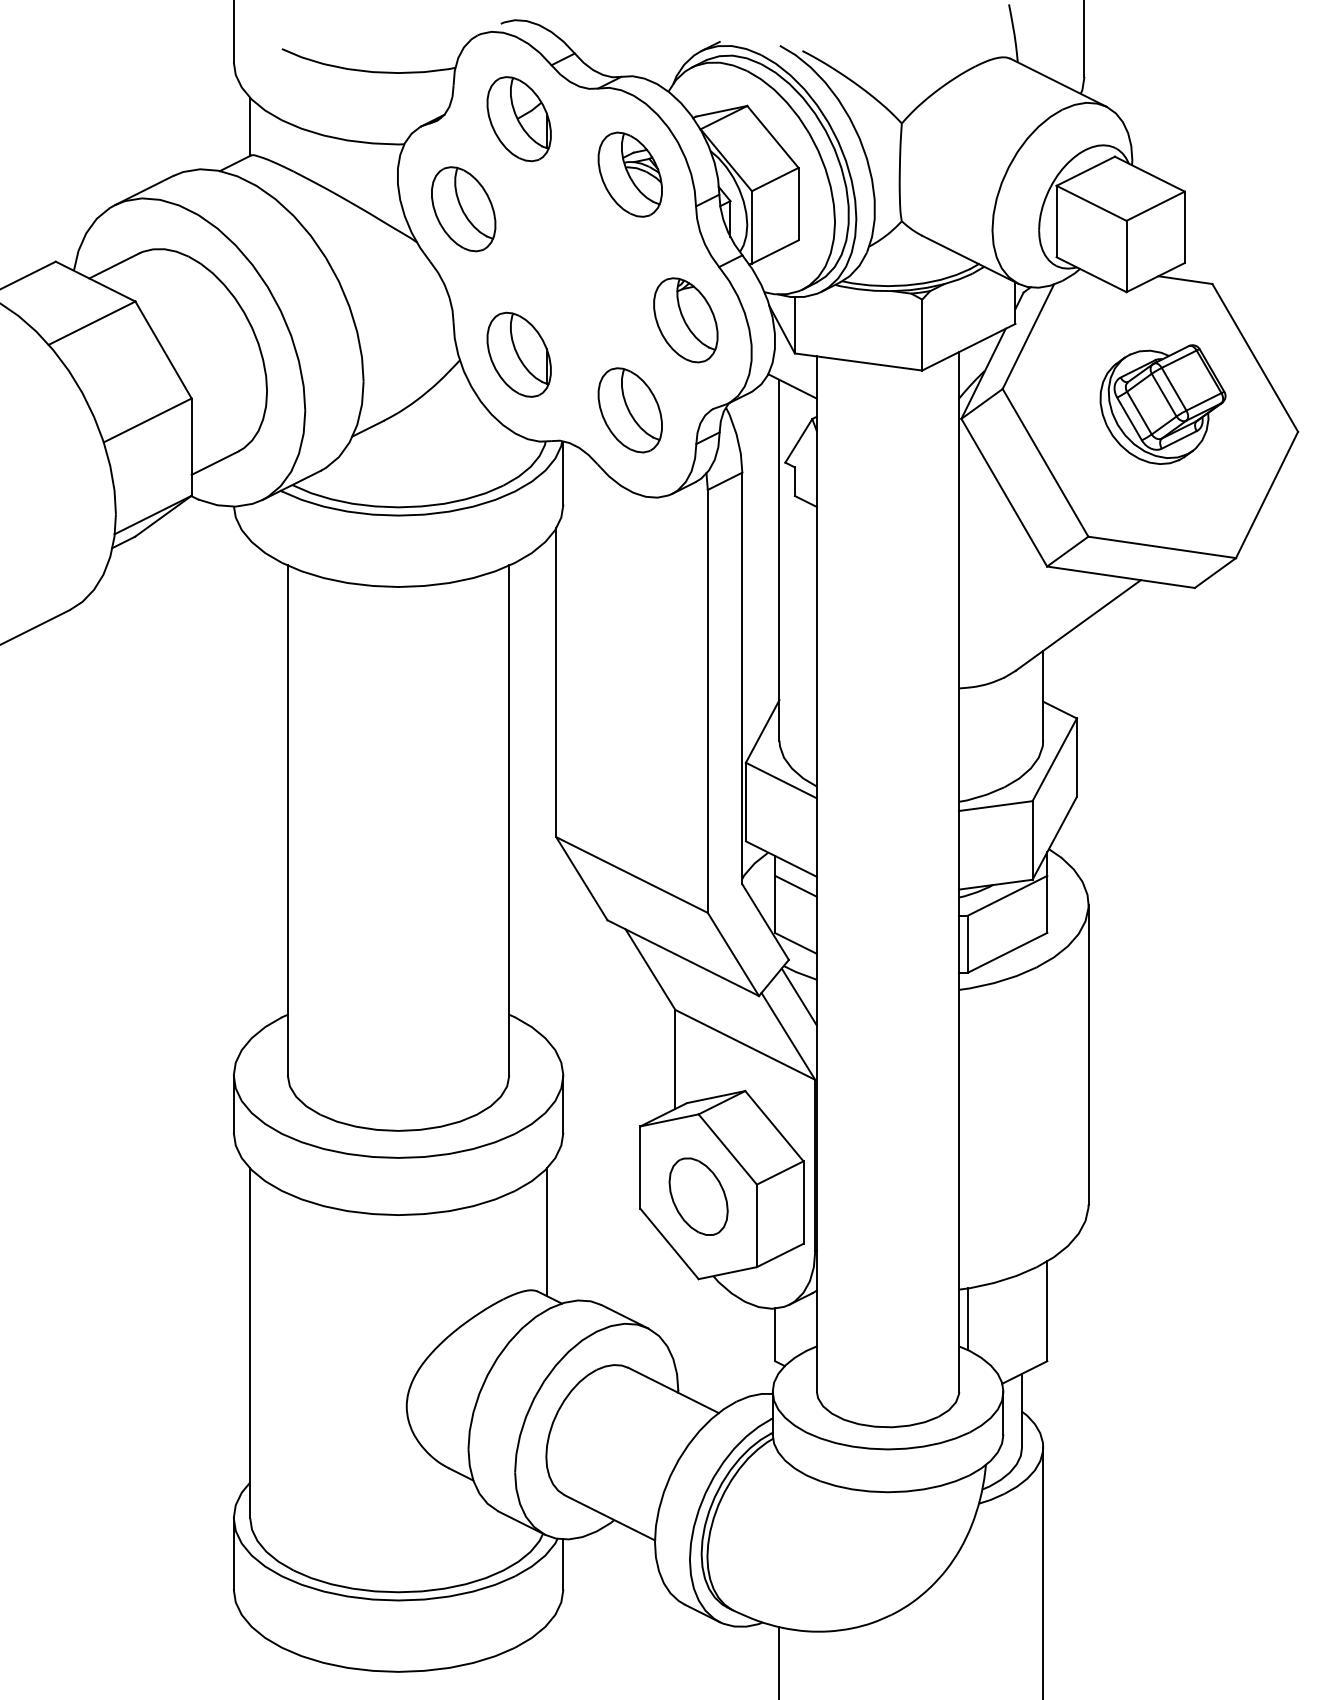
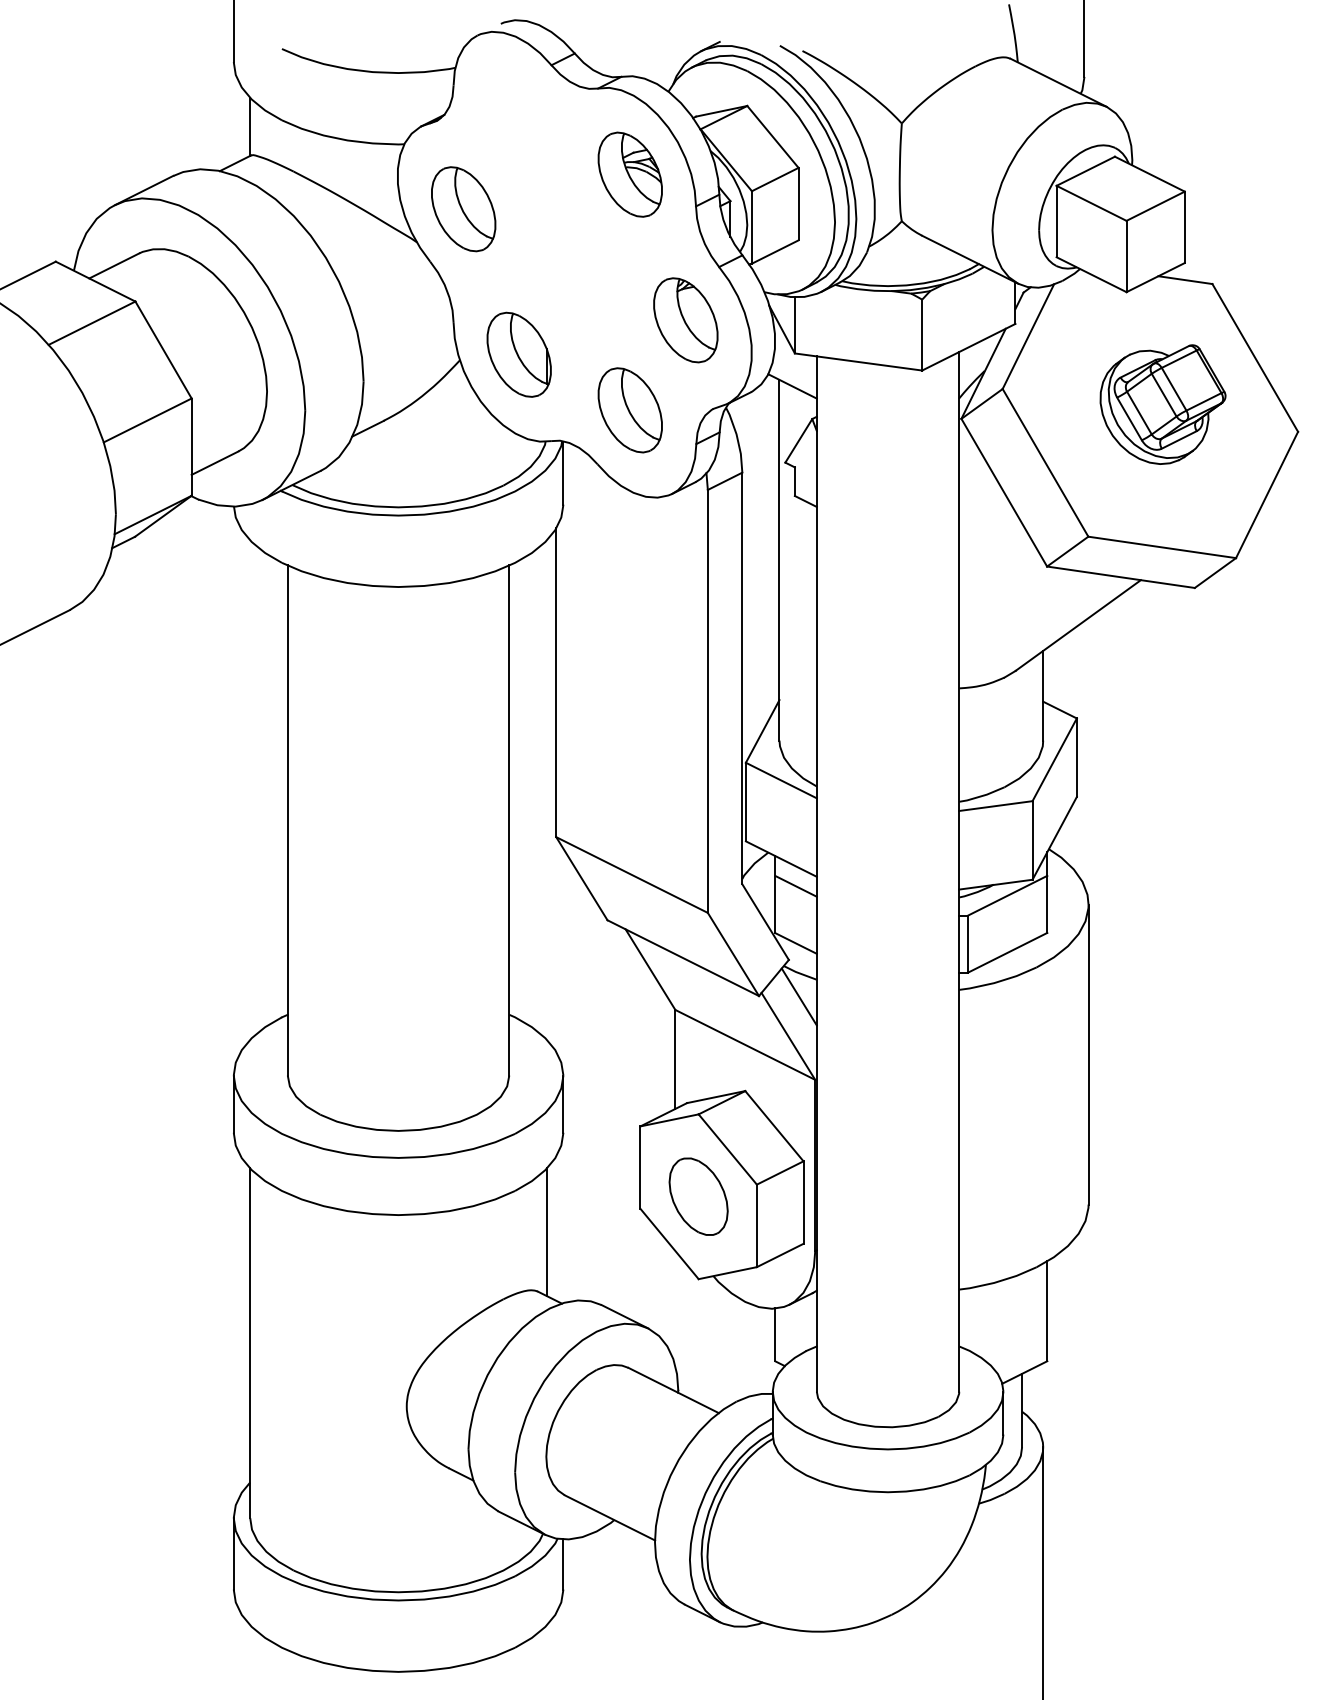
part: present -> none (518, 119)
line: present -> none (967, 1319)
line: present -> none (779, 1661)
